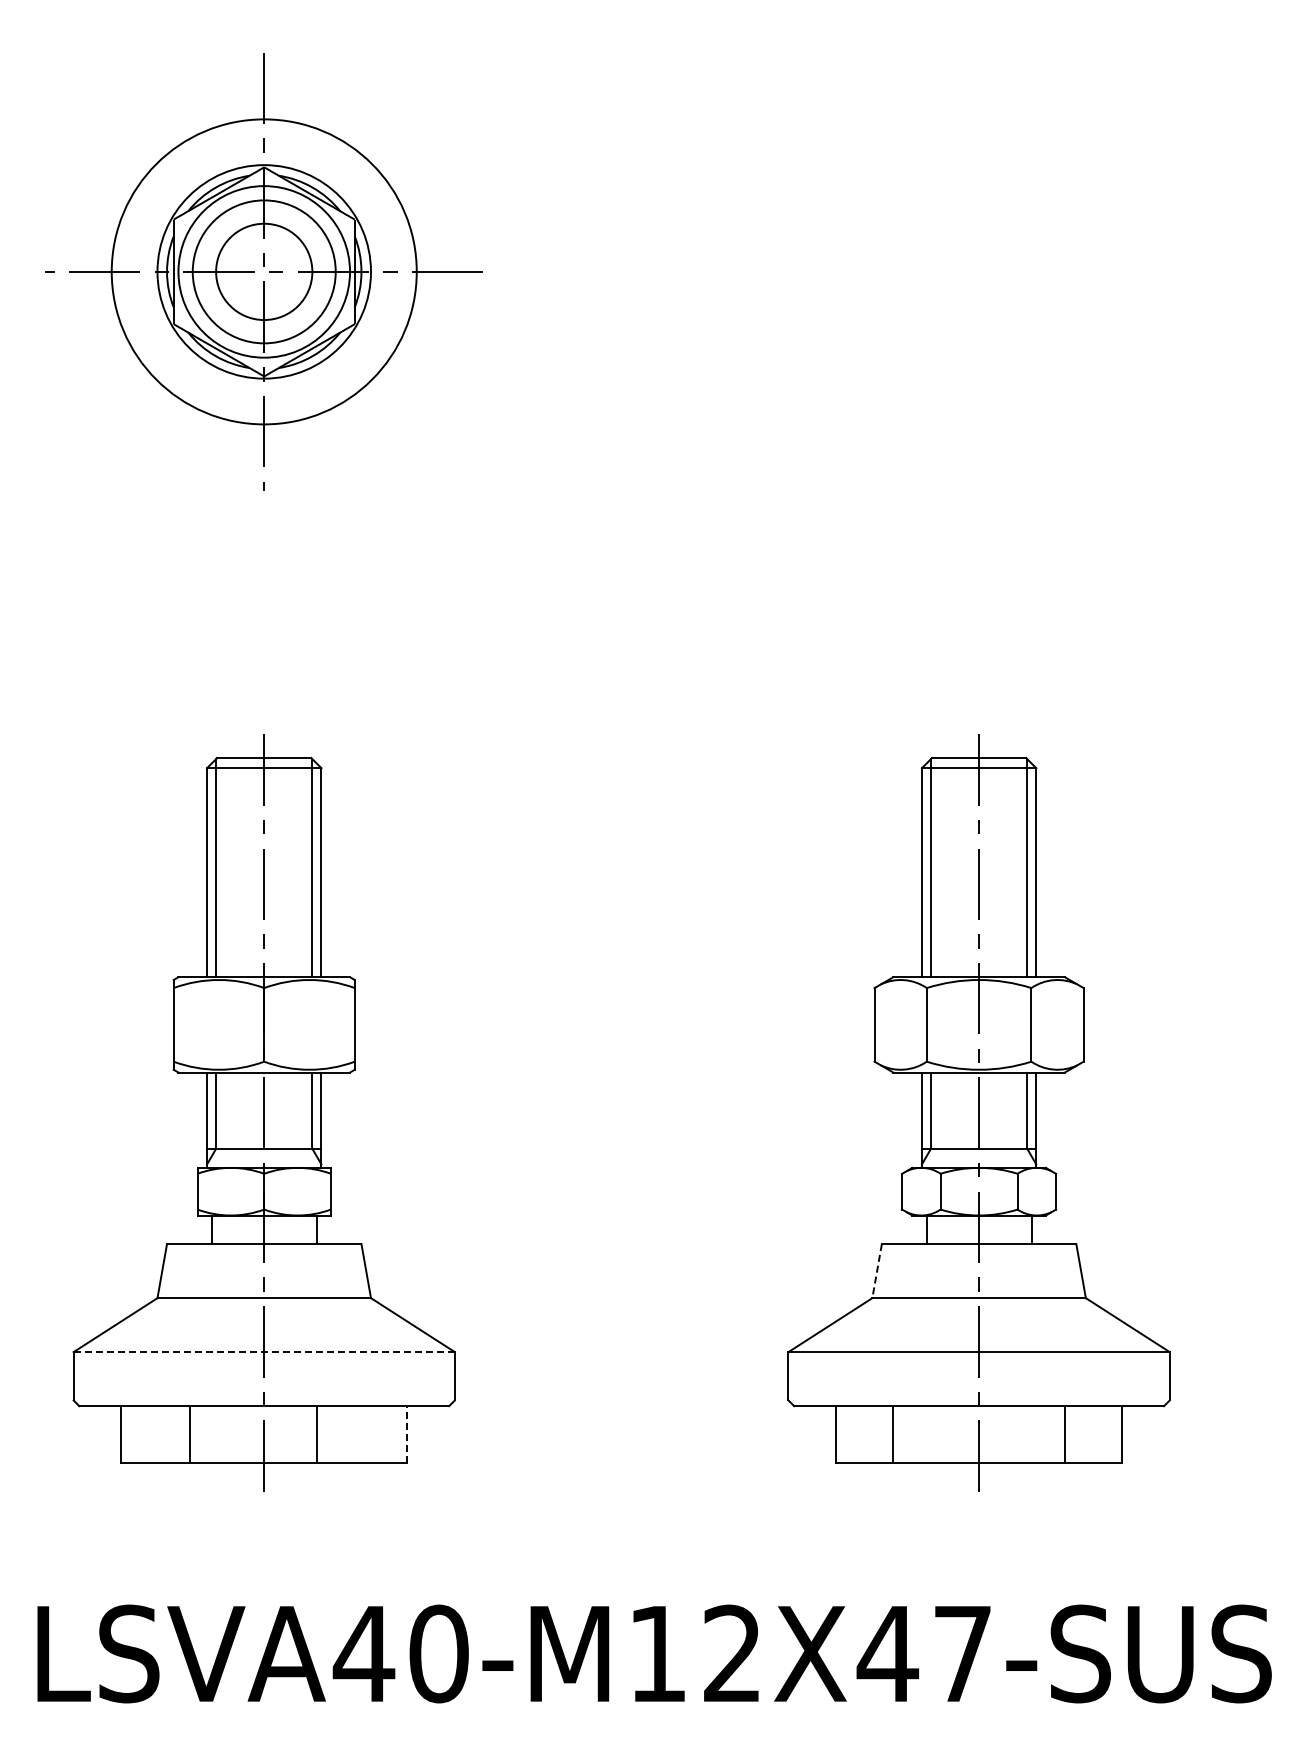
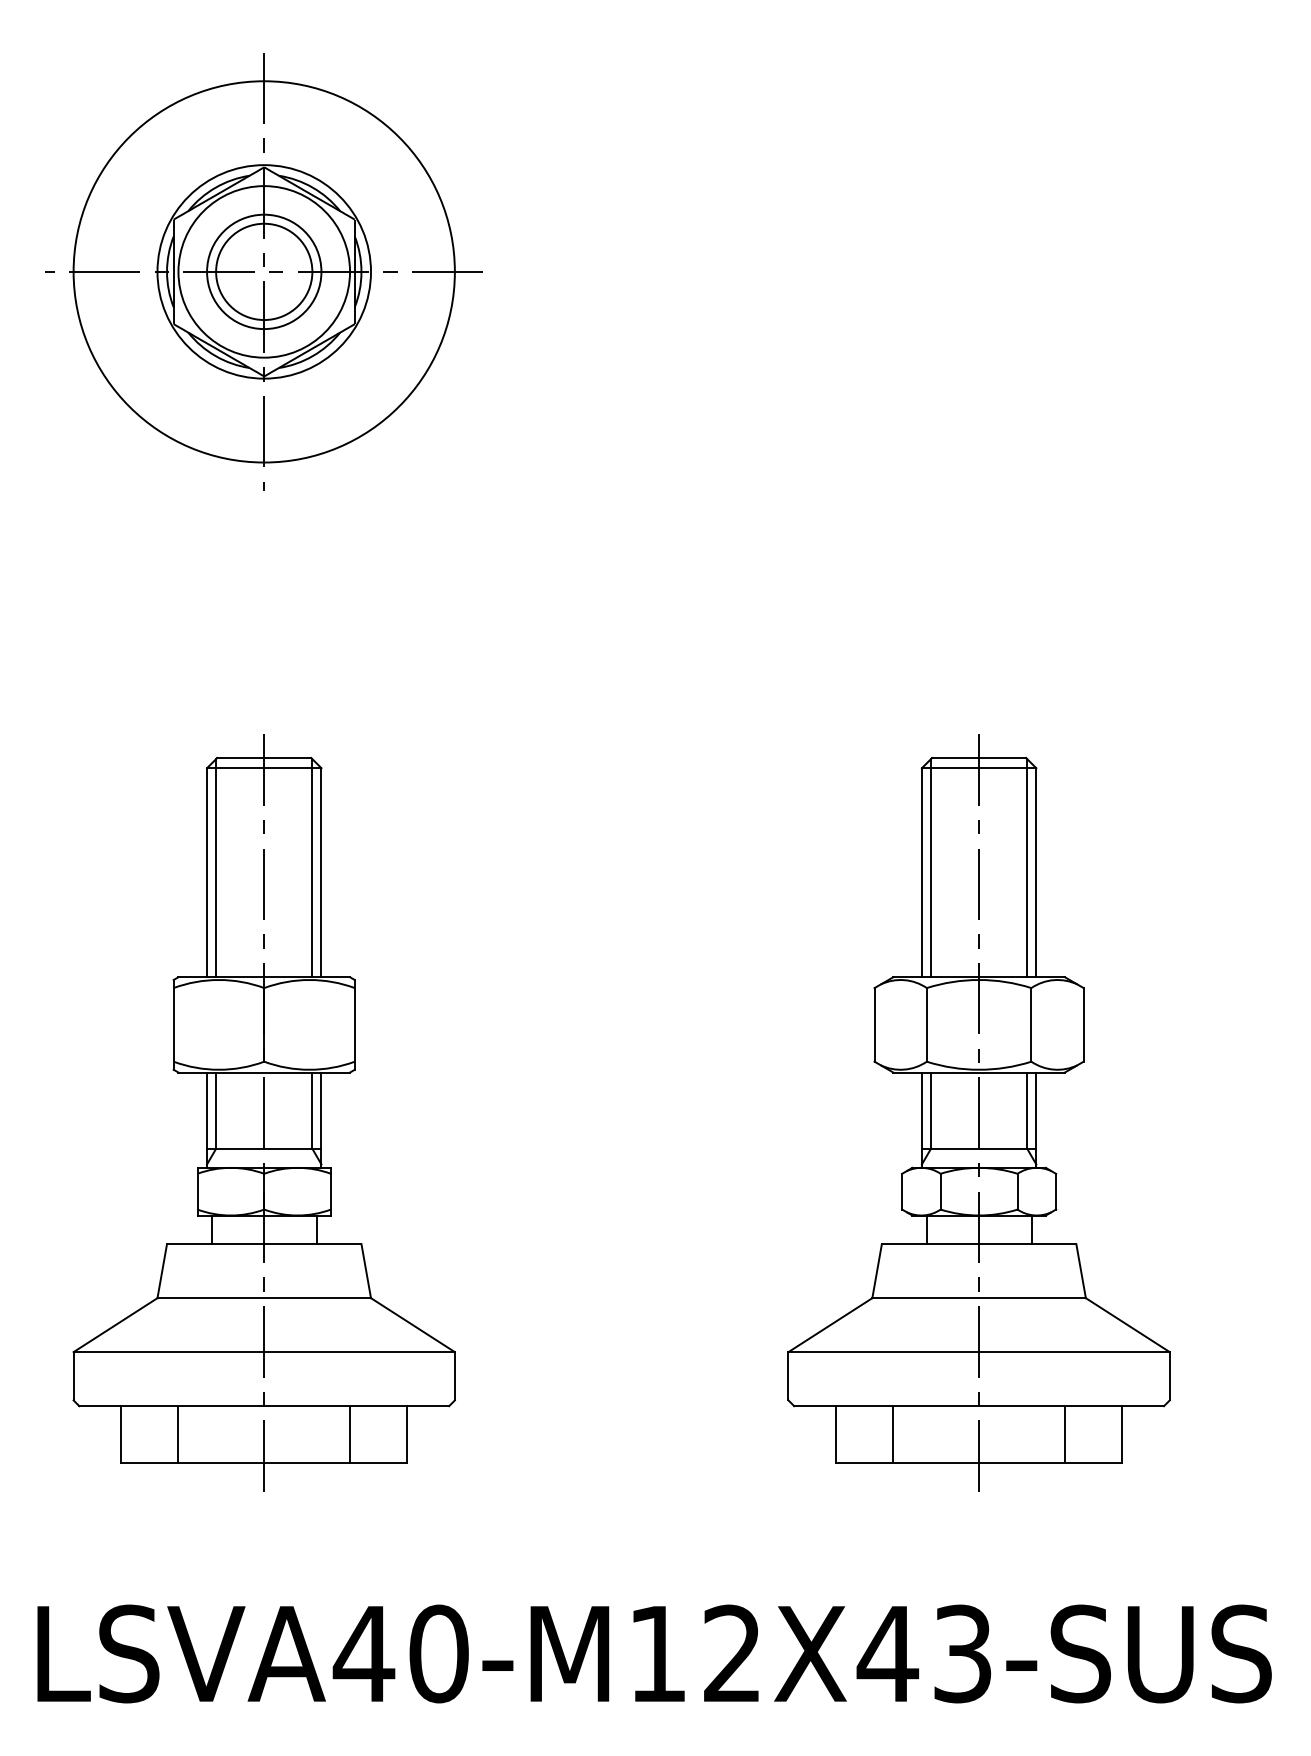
circle diameter: 143 px -> 114 px (264, 271)
circle diameter: 305 px -> 381 px (263, 271)
line: dashed -> solid (877, 1271)
line: dashed -> solid (264, 1352)
line position: (190, 1434) -> (178, 1434) (178, 1434)
line position: (317, 1434) -> (350, 1434) (350, 1434)
line: dashed -> solid (407, 1434)
text: LSVA40-M12X47-SUS -> LSVA40-M12X43-SUS (962, 1653)
